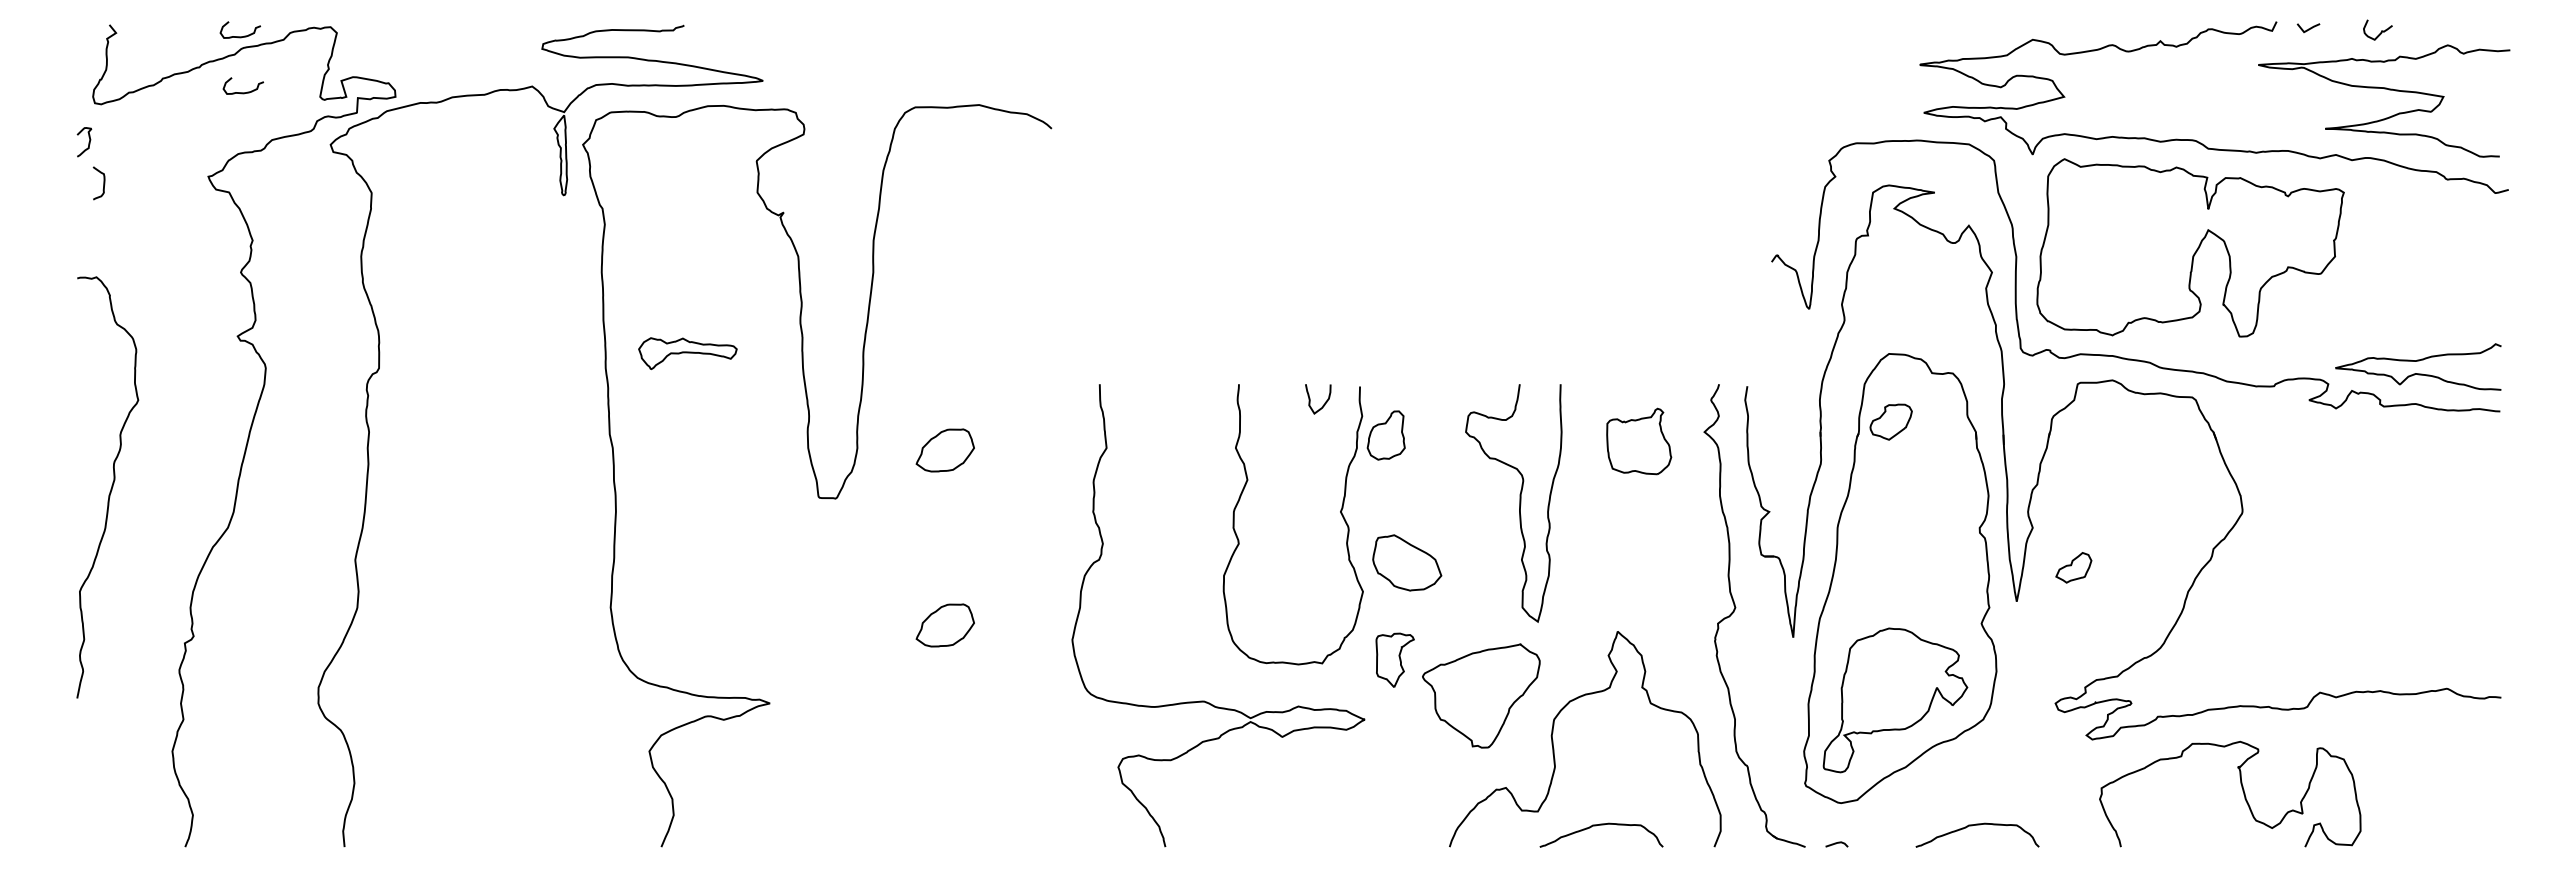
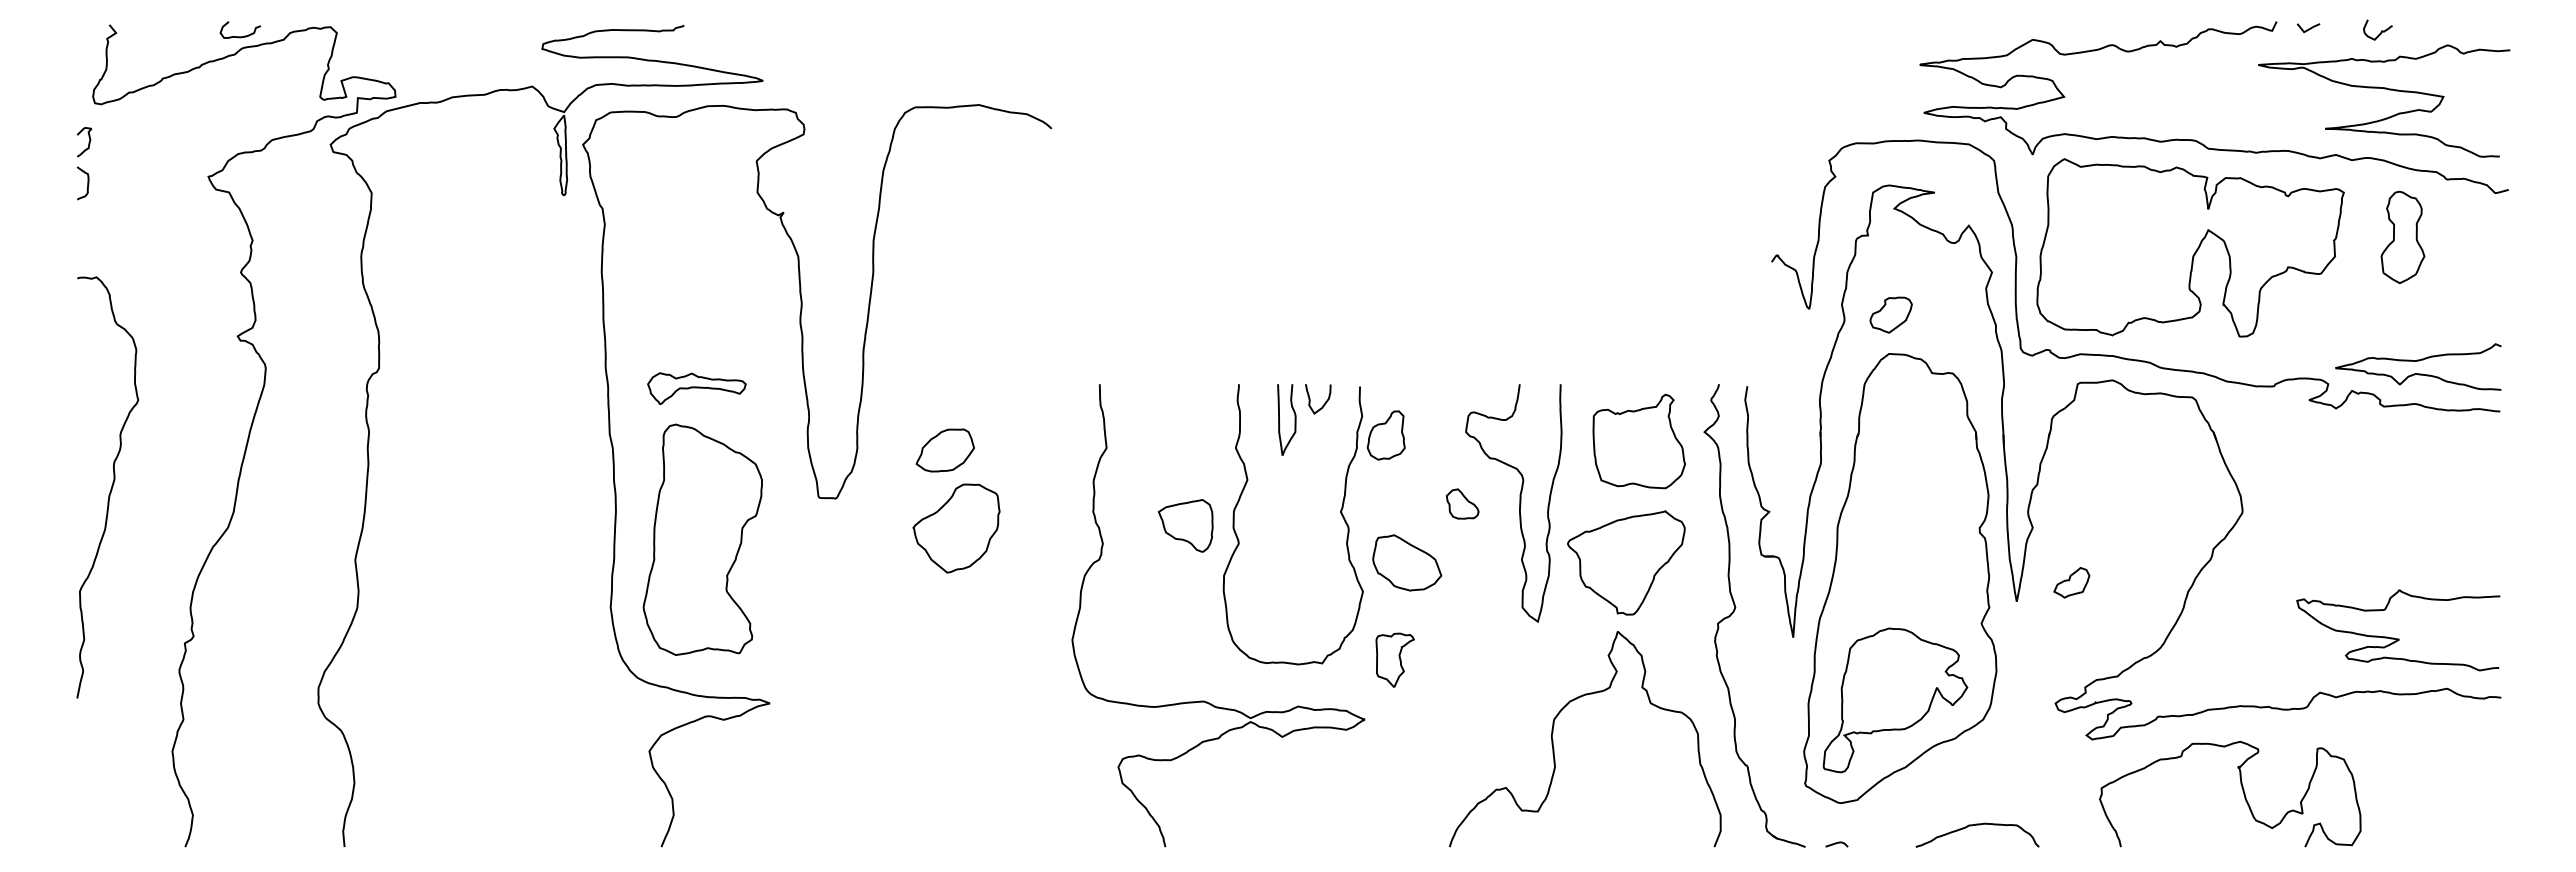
curve: present -> none (242, 92)
curve position: (103, 183) -> (87, 183) (87, 183)
part: none -> present (2402, 236)
part position: (687, 353) -> (696, 388) (696, 388)
curve: none -> present (1279, 419)
part position: (1890, 421) -> (1890, 314) (1890, 314)
part size: 67x69 px -> 94x97 px (1638, 441)
part: none -> present (1462, 503)
part: none -> present (1185, 525)
part: none -> present (956, 528)
part: none -> present (702, 539)
part position: (2073, 567) -> (2071, 582) (2071, 582)
part: present -> none (944, 625)
curve: none -> present (2398, 638)
part position: (1481, 695) -> (1626, 562) (1626, 562)
curve: present -> none (1601, 825)
